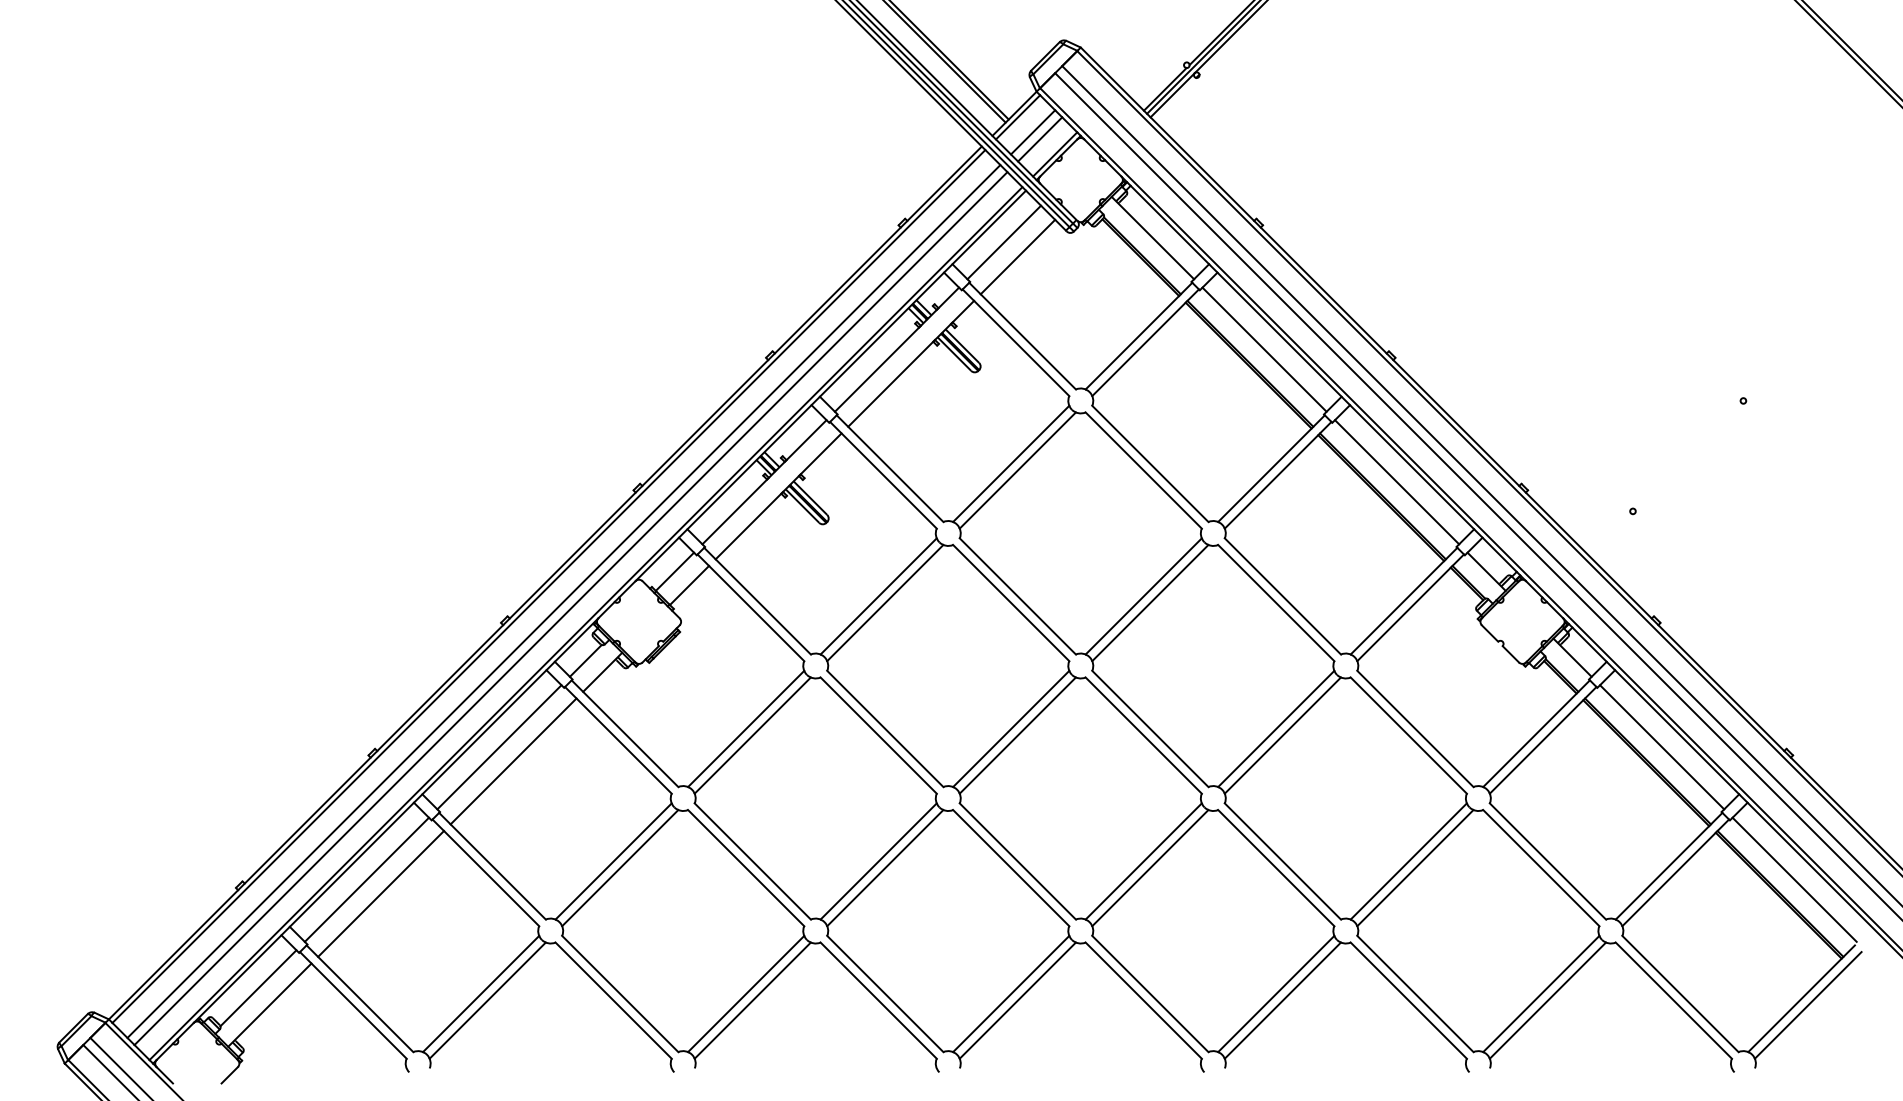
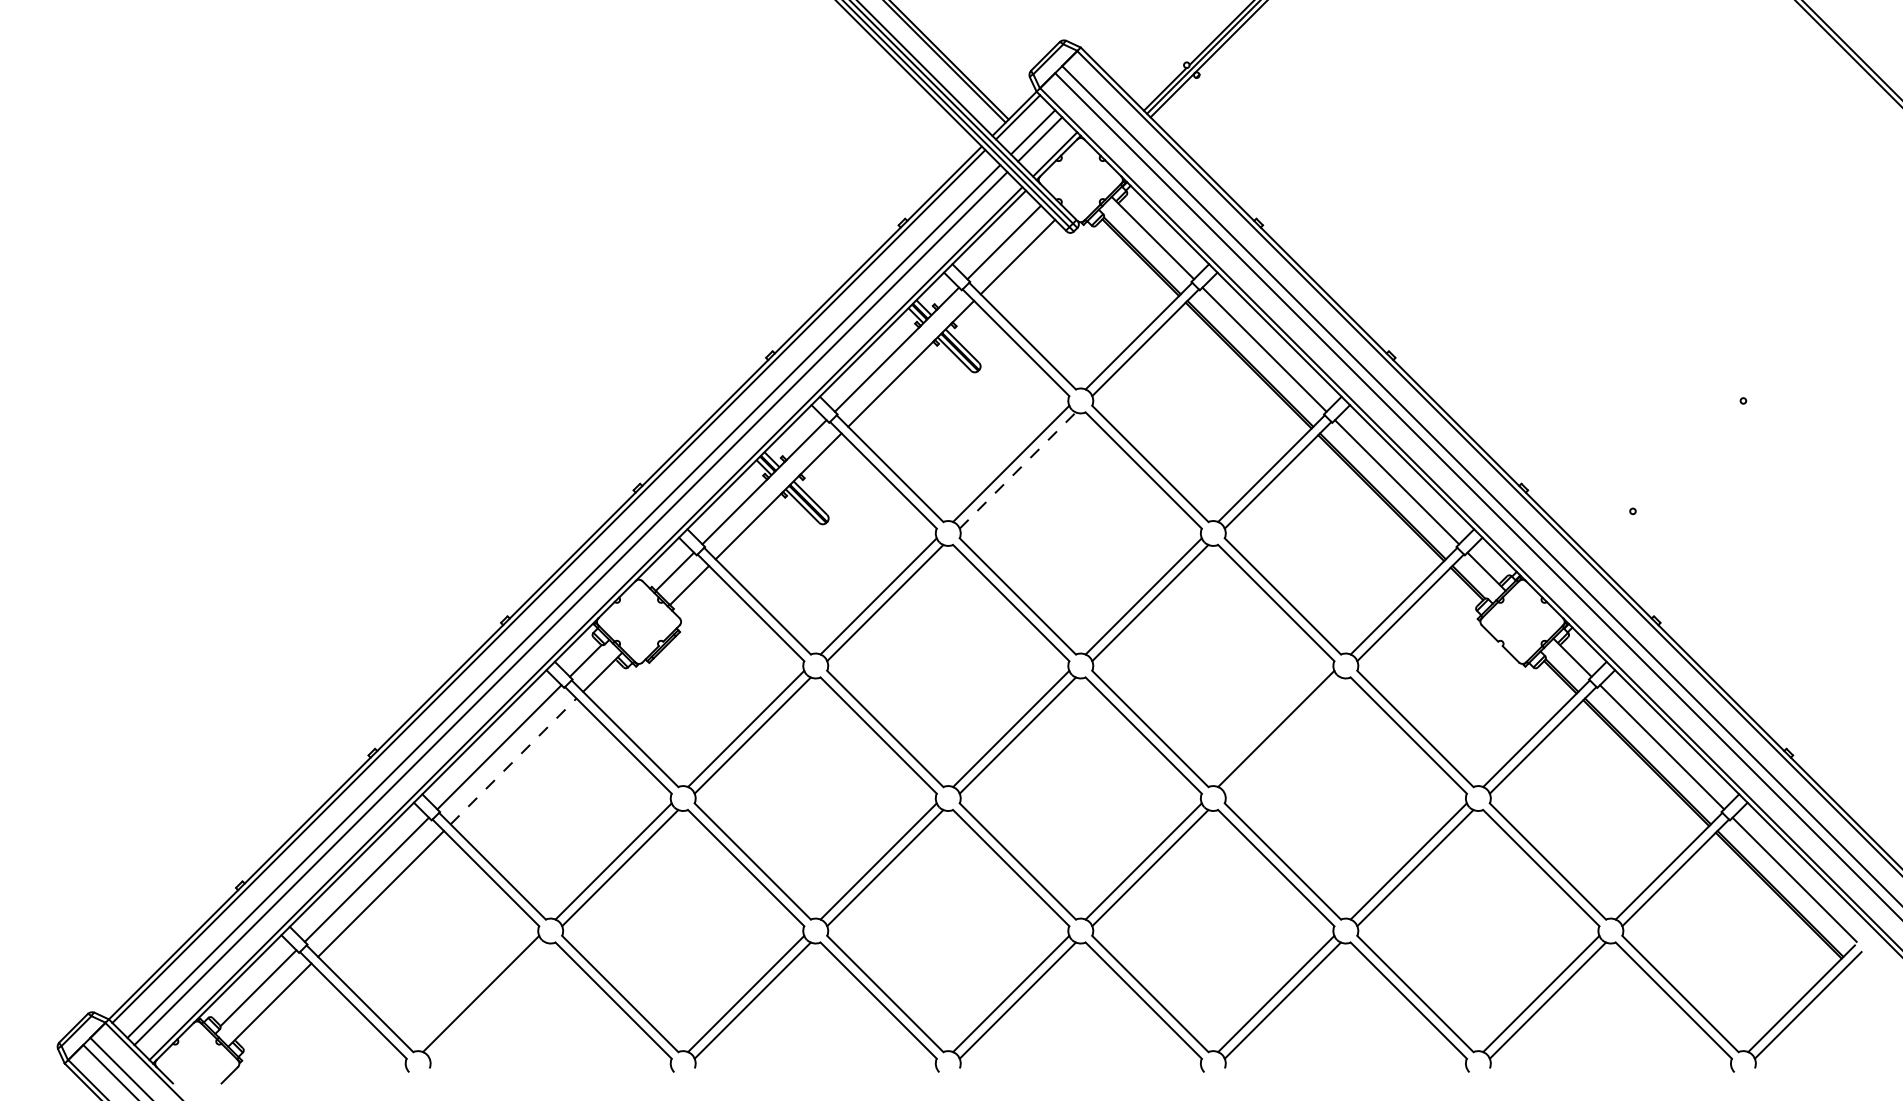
line: solid -> dashed (1018, 470)
line: present -> none (1282, 735)
line: solid -> dashed (513, 761)
line: present -> none (487, 1000)
